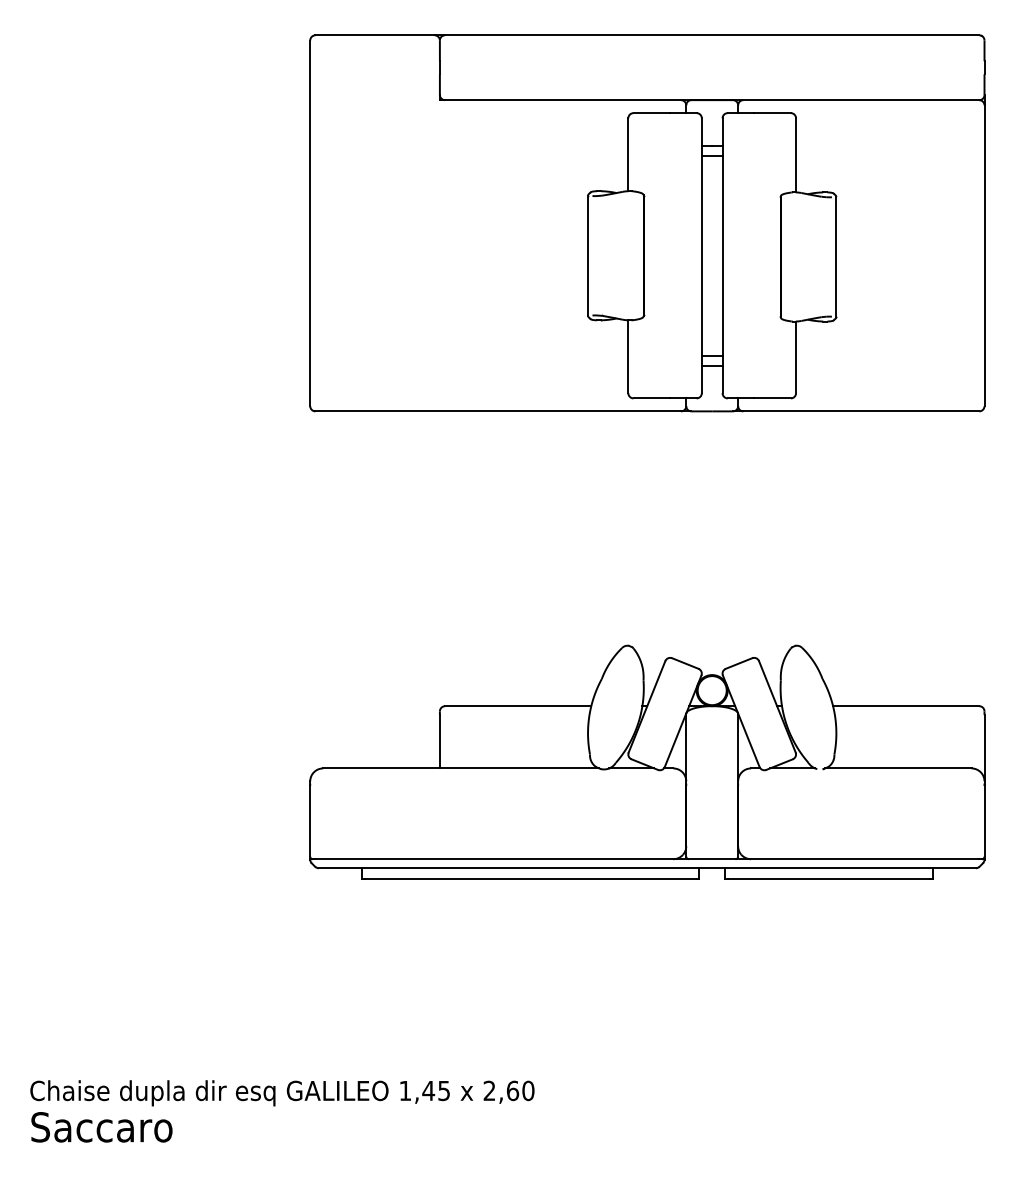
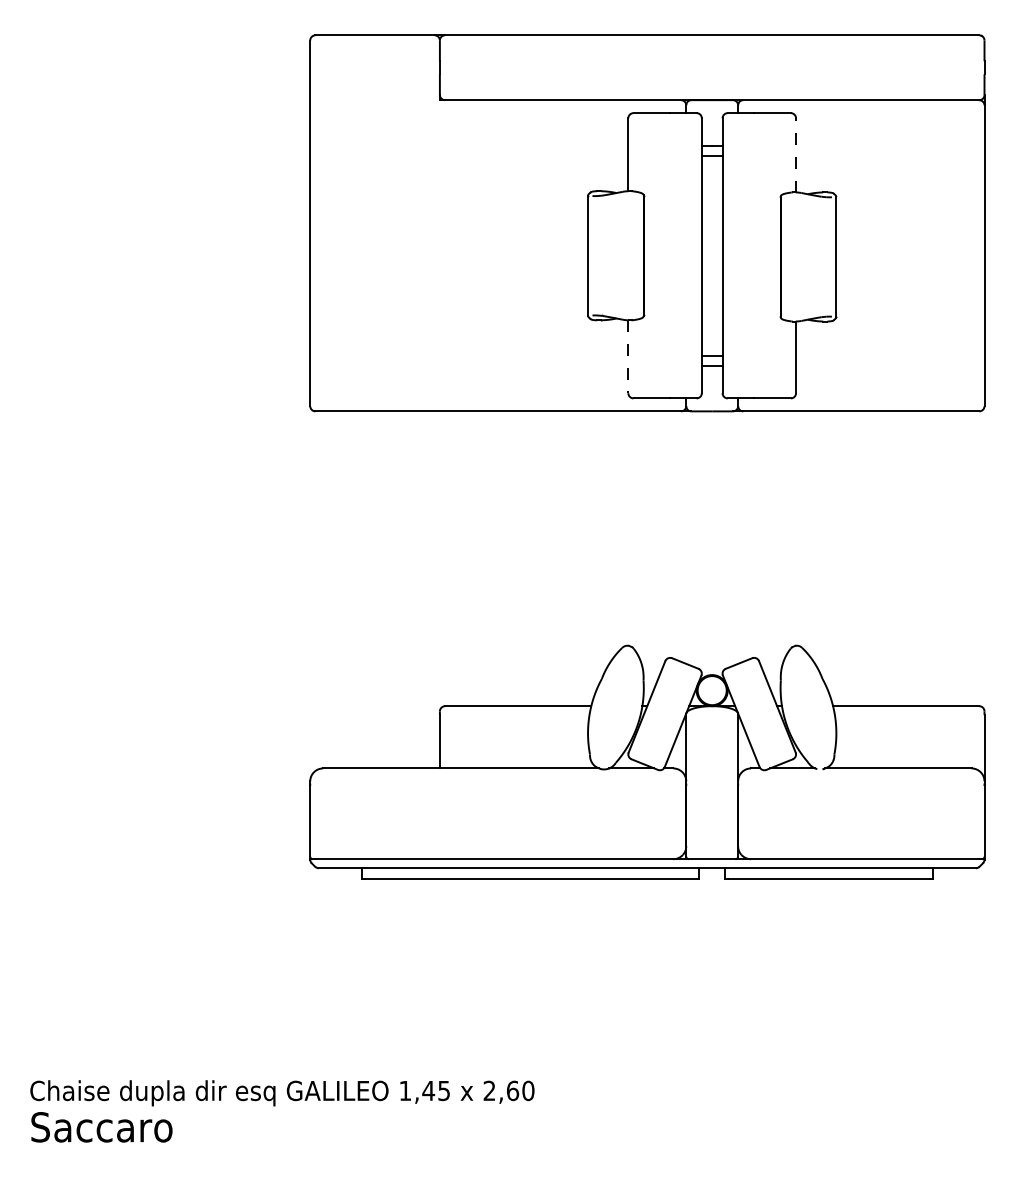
line: solid -> dashed (796, 154)
line: solid -> dashed (628, 357)
